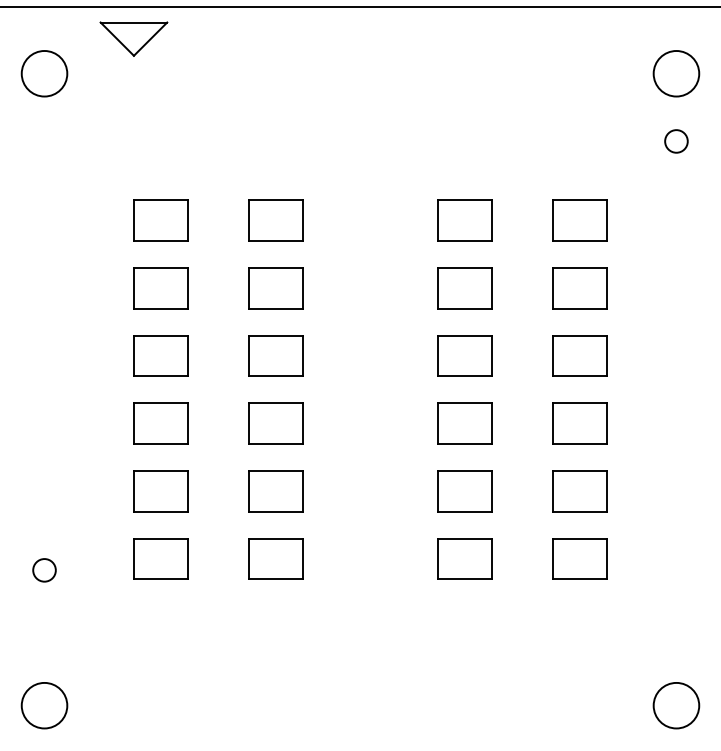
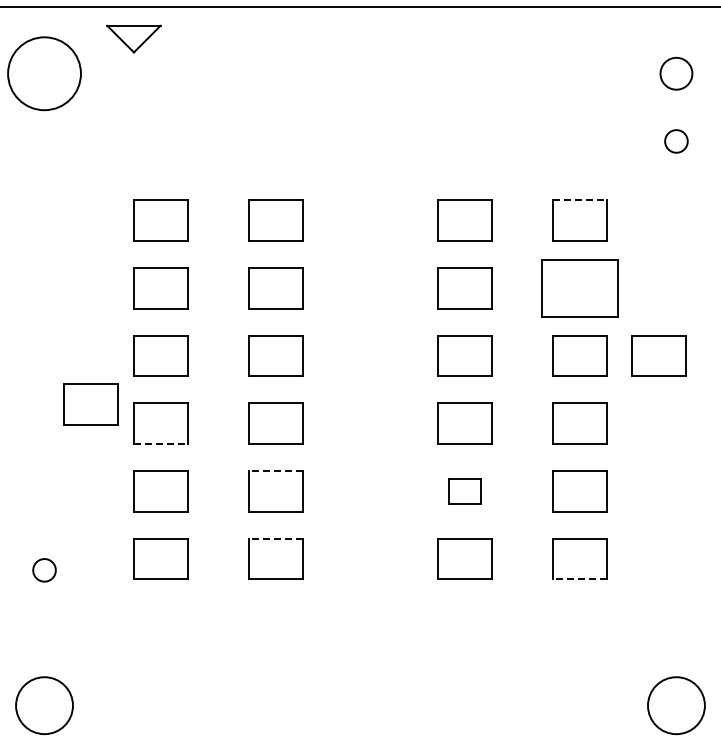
part size: 70x36 px -> 56x30 px (133, 38)
circle diameter: 46 px -> 73 px (44, 73)
circle diameter: 46 px -> 32 px (676, 73)
line: solid -> dashed (580, 200)
part size: 56x43 px -> 78x59 px (579, 288)
part: none -> present (658, 355)
part: none -> present (90, 404)
line: solid -> dashed (161, 443)
line: solid -> dashed (275, 470)
part size: 56x43 px -> 34x27 px (464, 491)
line: solid -> dashed (275, 538)
line: solid -> dashed (579, 579)
circle diameter: 46 px -> 57 px (44, 705)
circle diameter: 46 px -> 57 px (675, 705)
